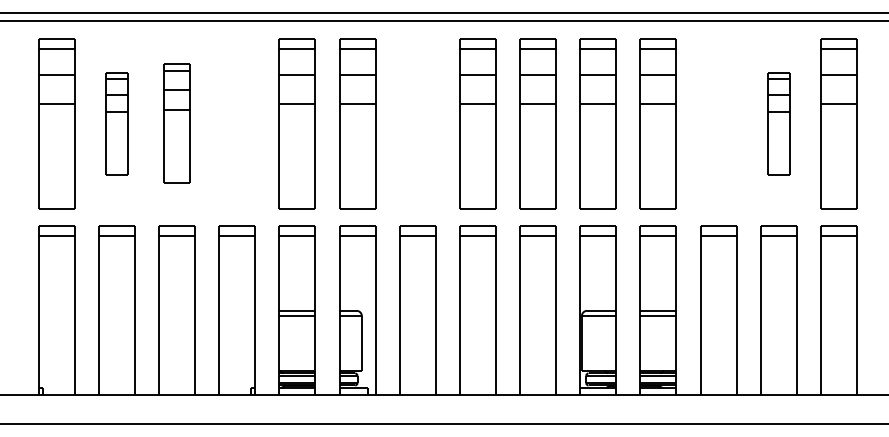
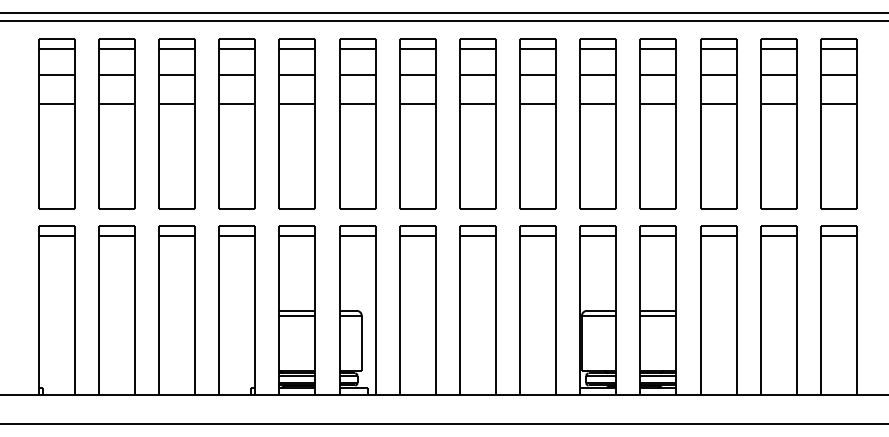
part size: 24x104 px -> 38x172 px (116, 123)
part size: 28x121 px -> 38x172 px (176, 123)
part: none -> present (236, 123)
part: none -> present (417, 123)
part: none -> present (718, 123)
part size: 24x104 px -> 38x172 px (778, 123)
